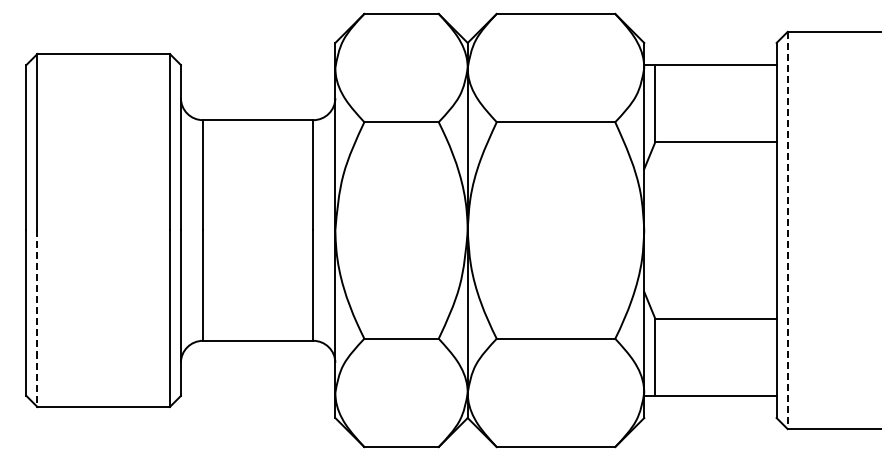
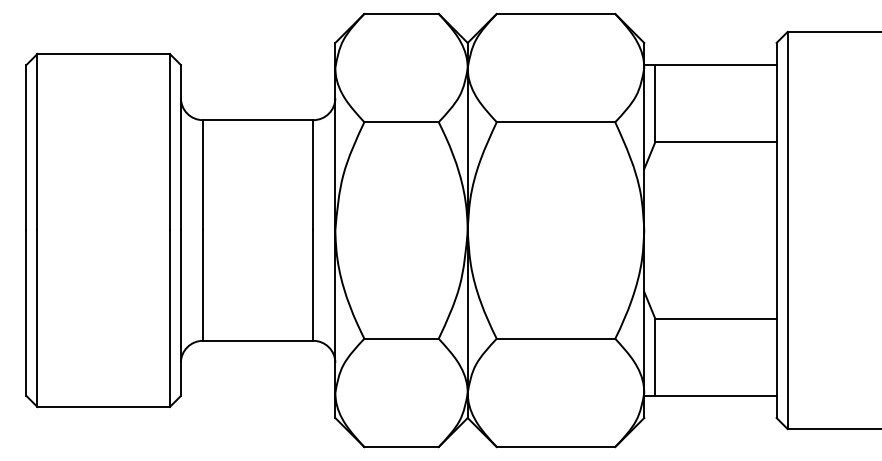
line: dashed -> solid (787, 230)
line: dashed -> solid (37, 319)
